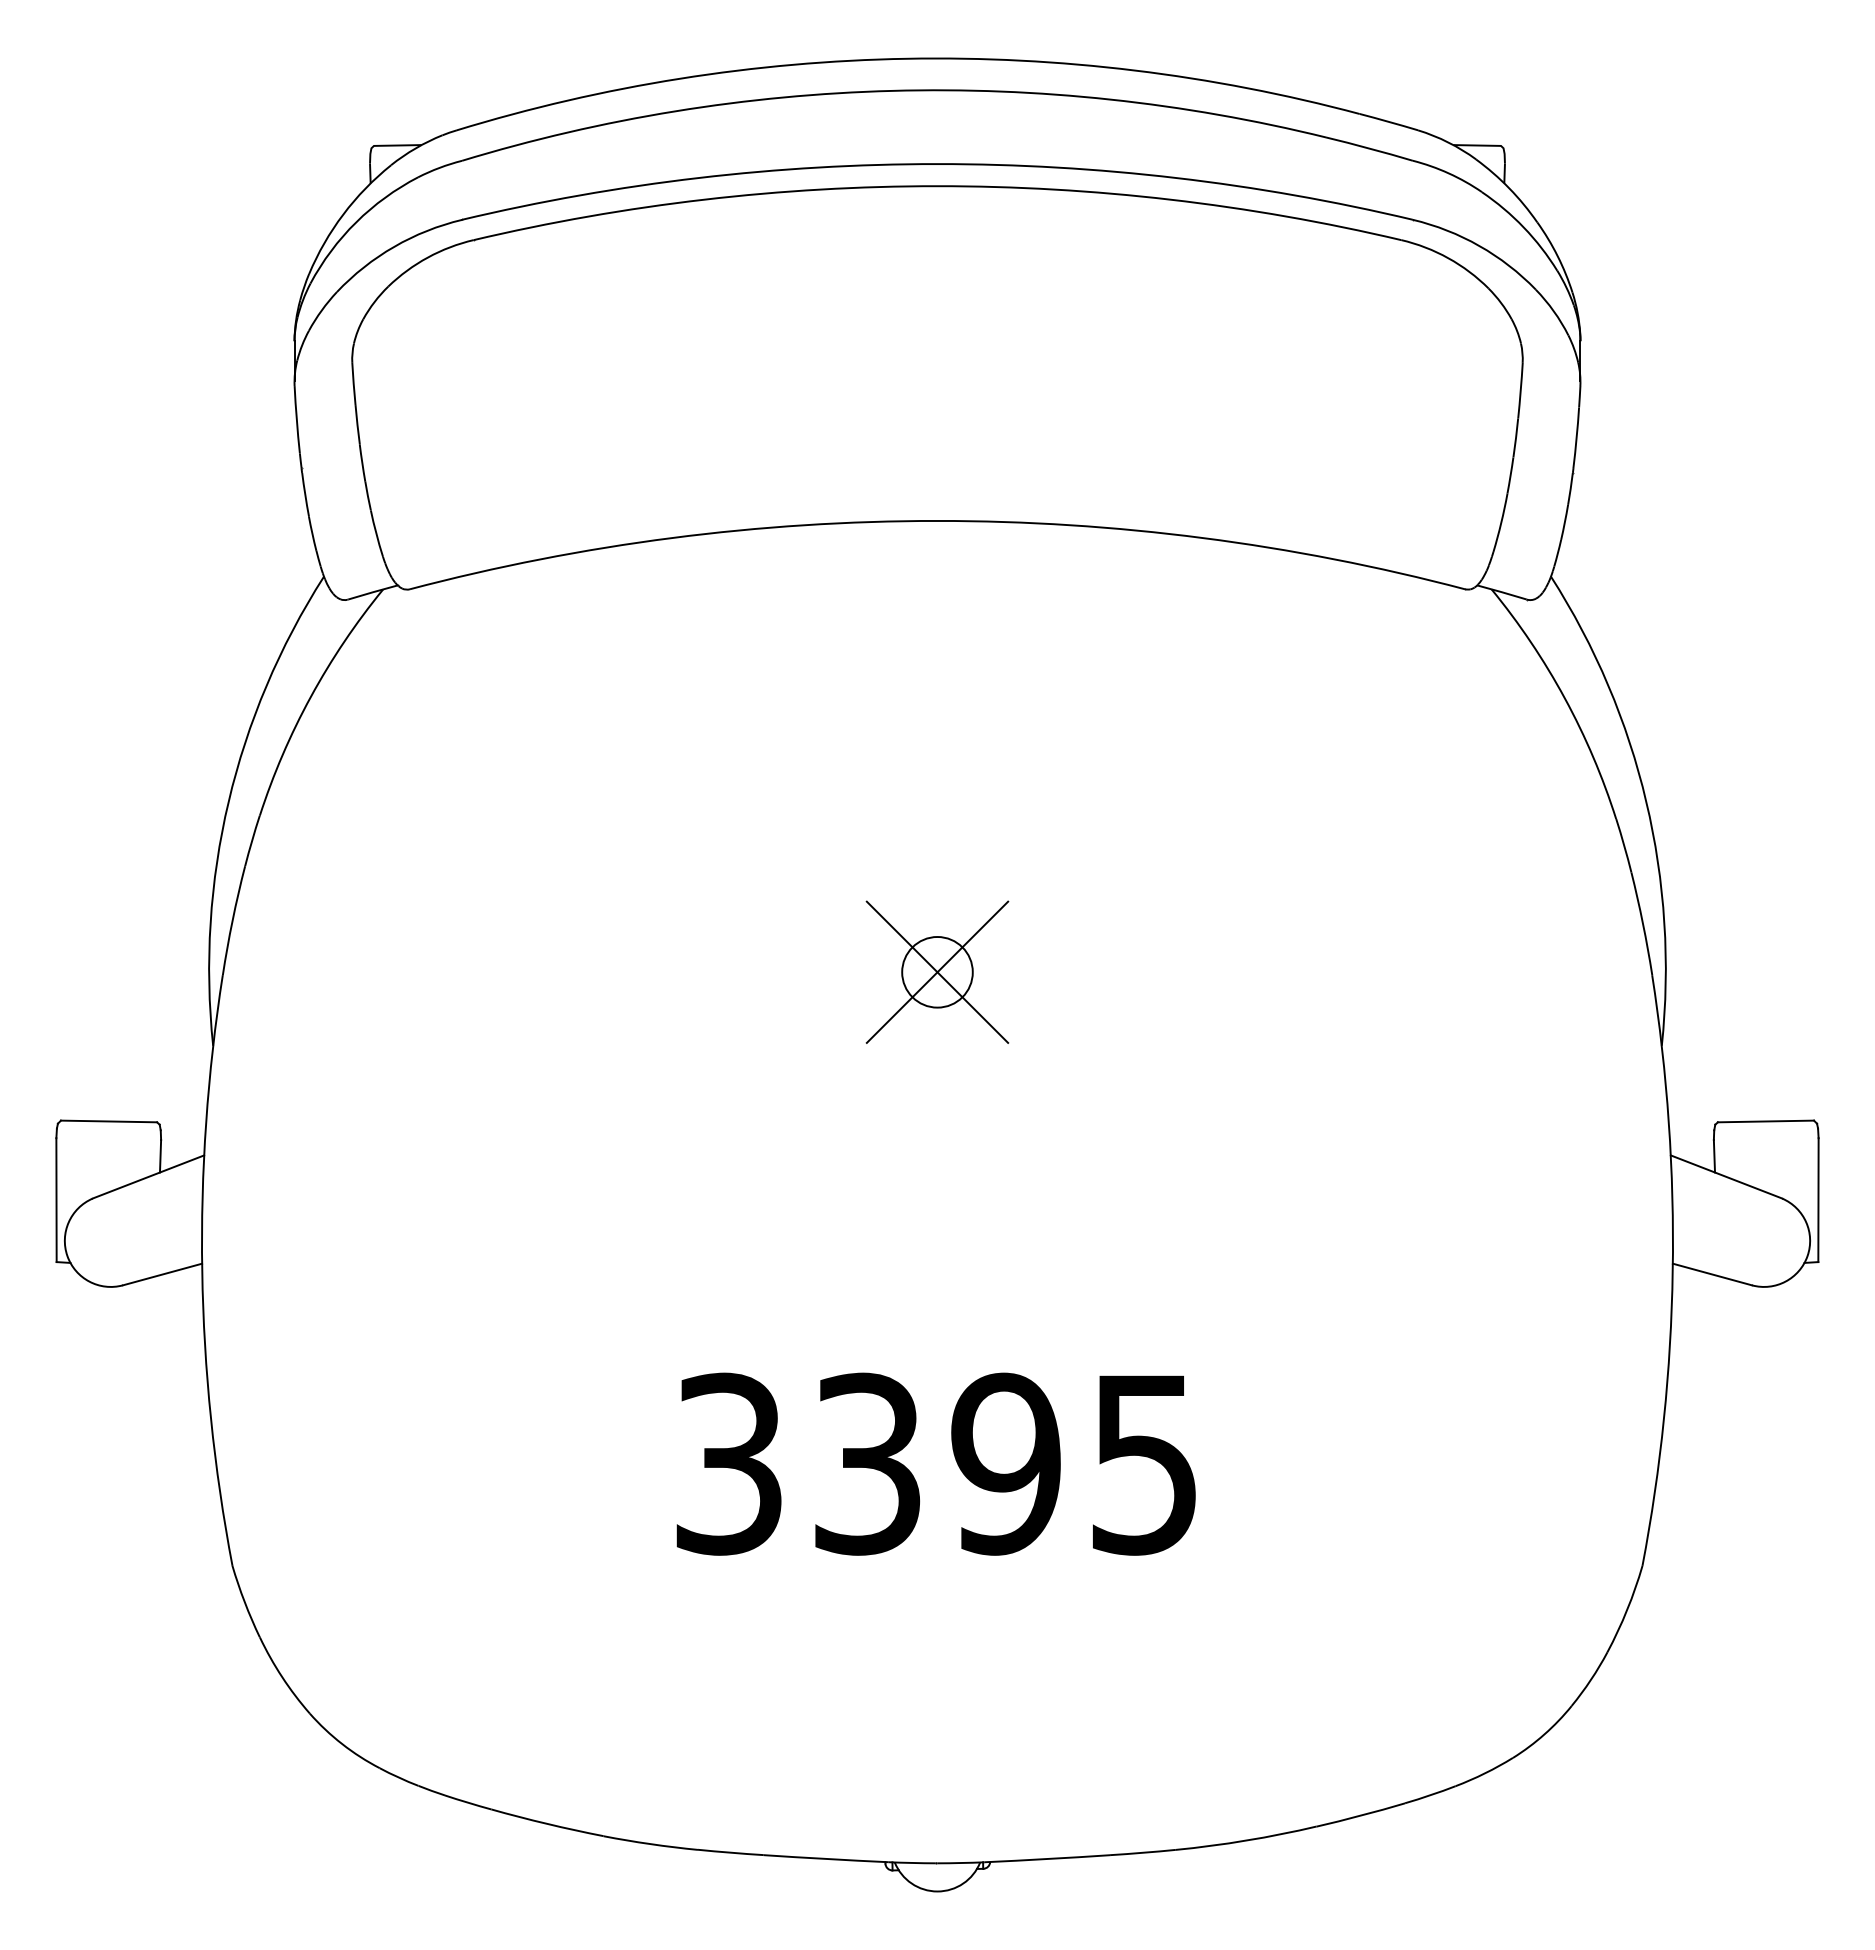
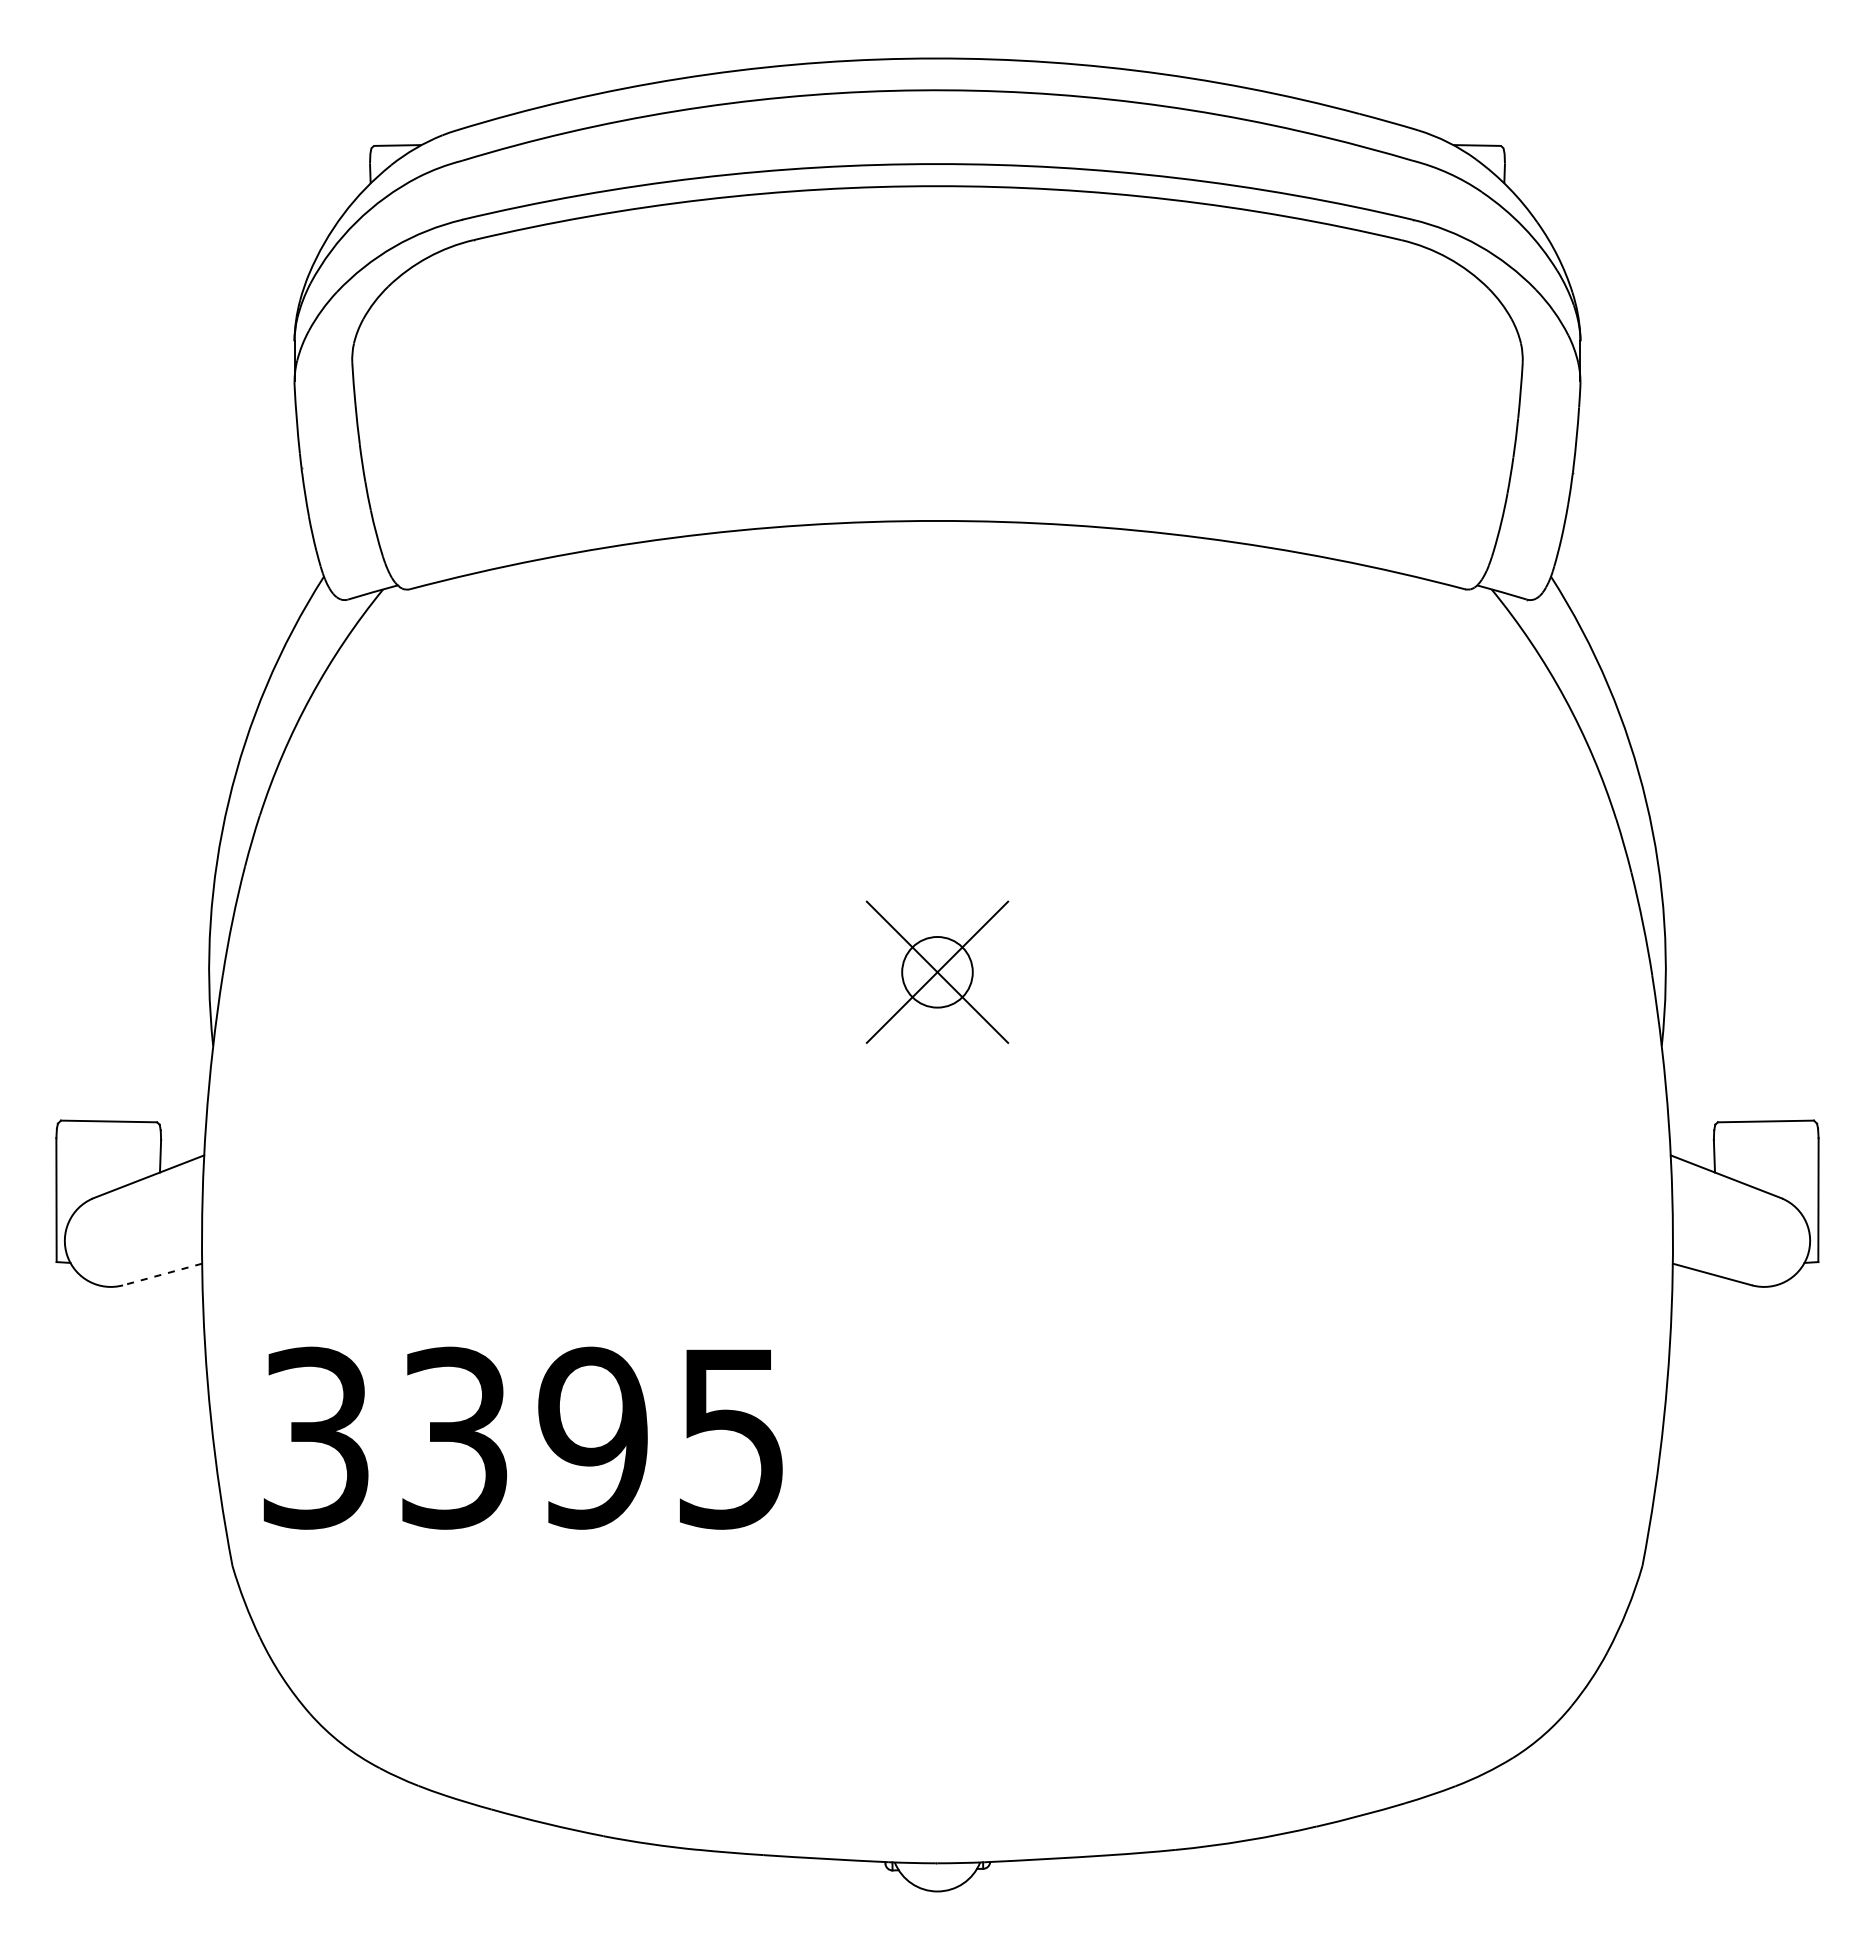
line: solid -> dashed (162, 1274)
text position: (935, 1463) -> (522, 1437) (522, 1437)
